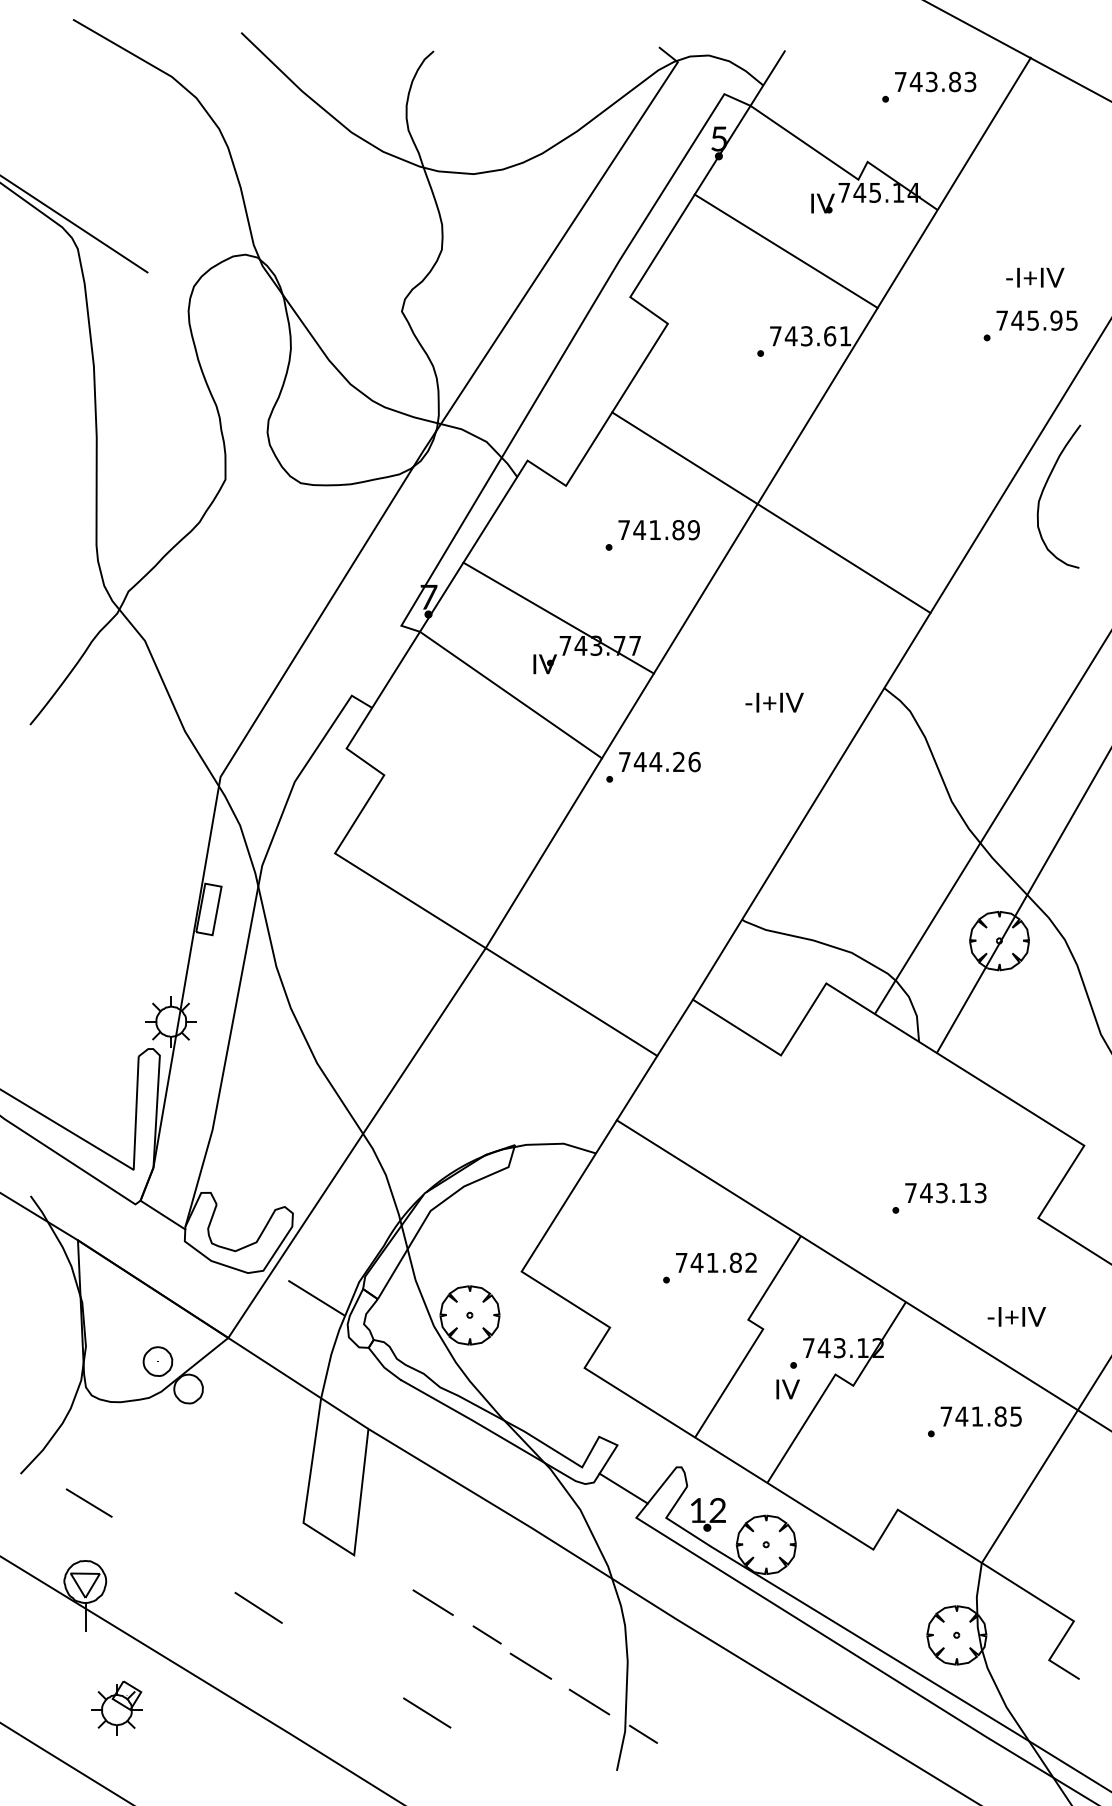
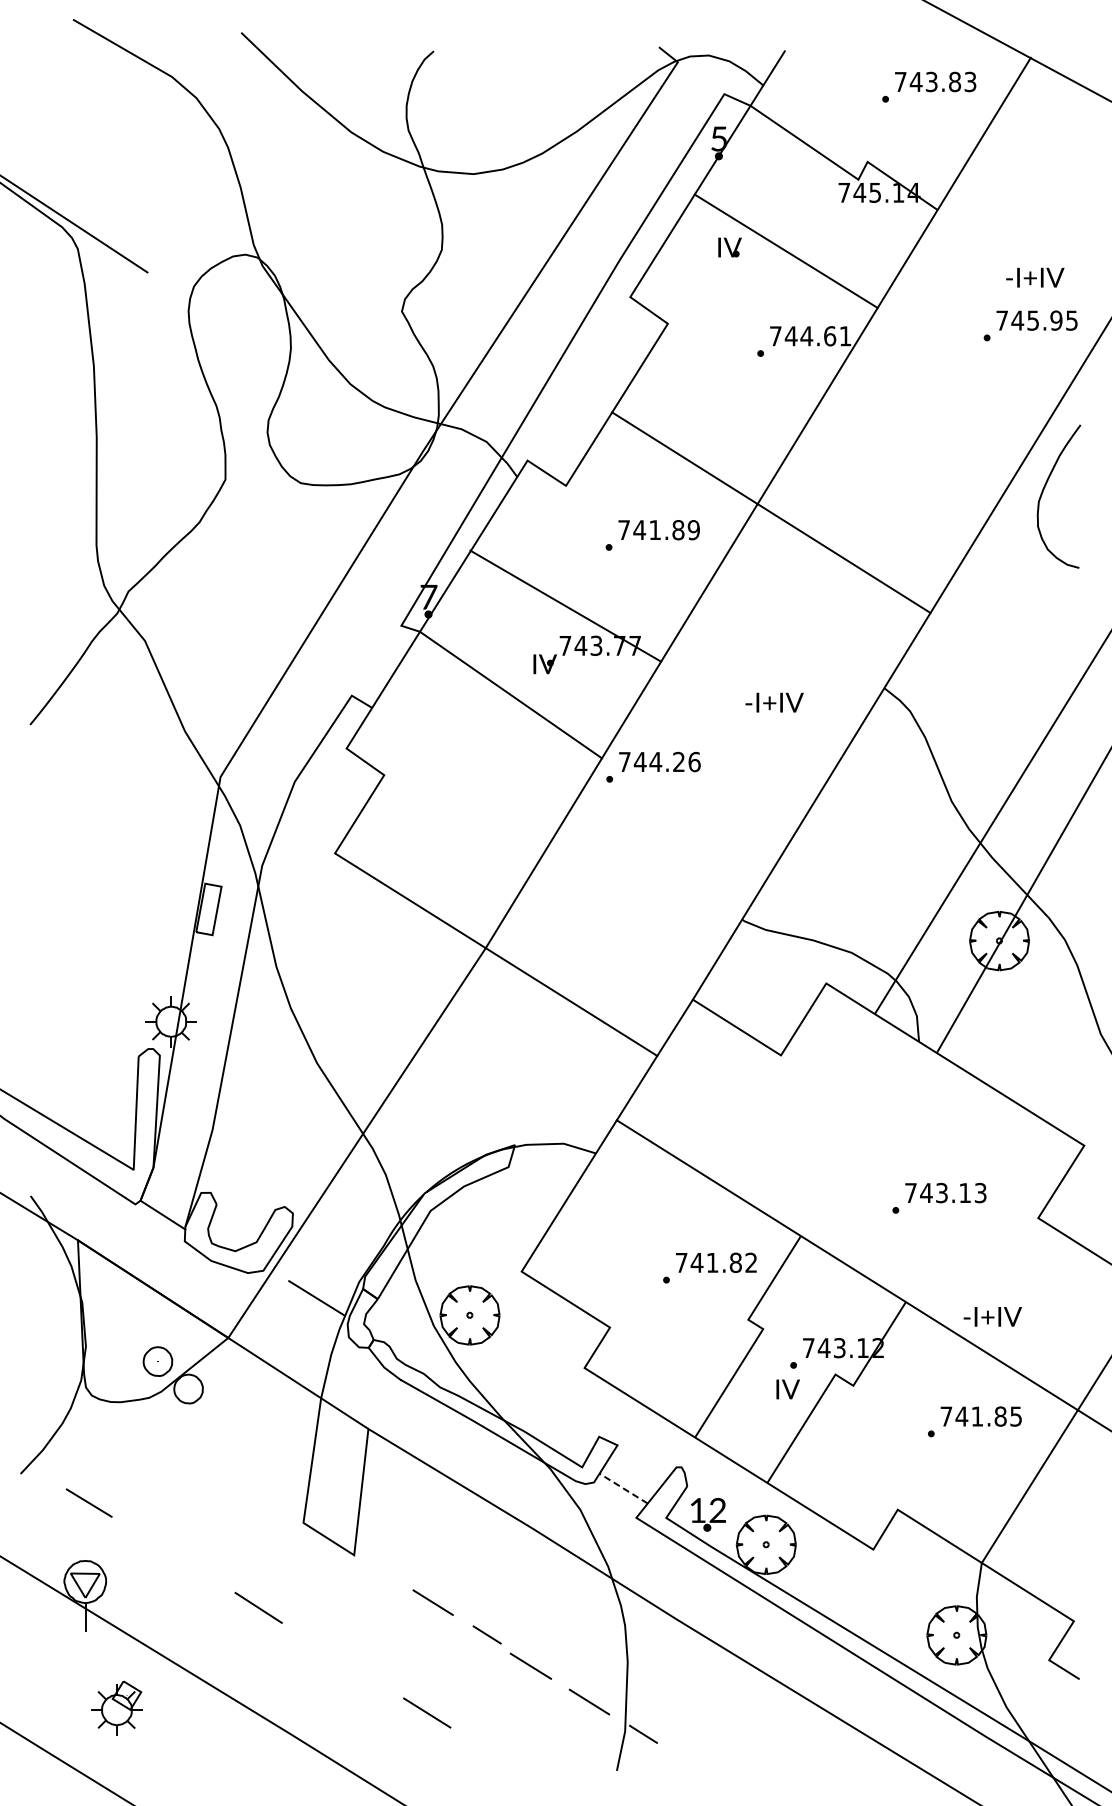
part position: (822, 203) -> (729, 247) (729, 247)
text: 743.61 -> 744.61 (806, 336)
line position: (558, 617) -> (565, 605) (565, 605)
text position: (1016, 1316) -> (992, 1316) (992, 1316)
line: solid -> dashed (623, 1488)
